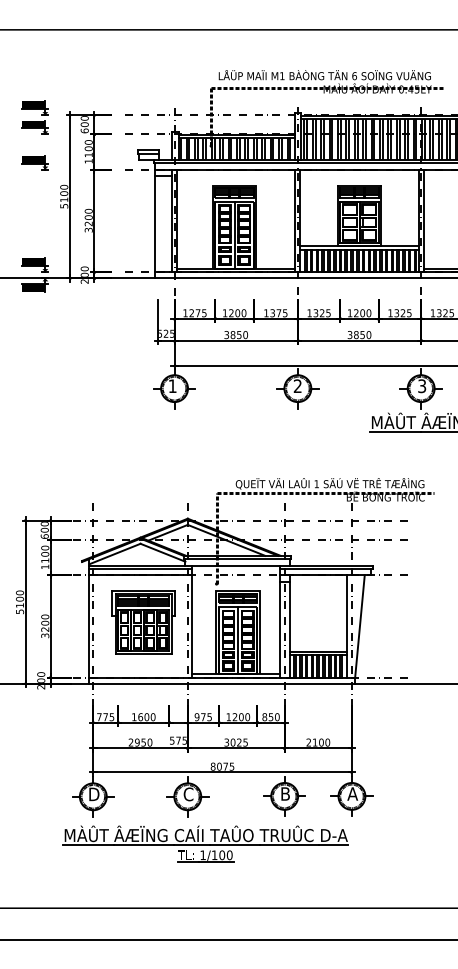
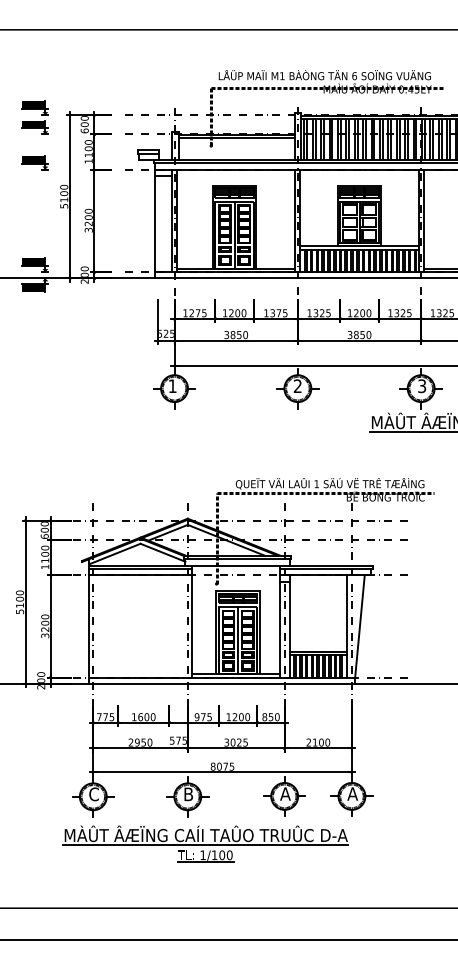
hatch: present -> none (235, 148)
part: present -> none (143, 622)
text: B -> A (285, 793)
text: D -> C (94, 794)
text: C -> B (188, 794)
